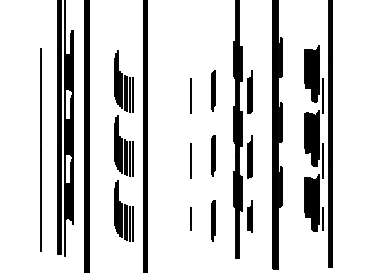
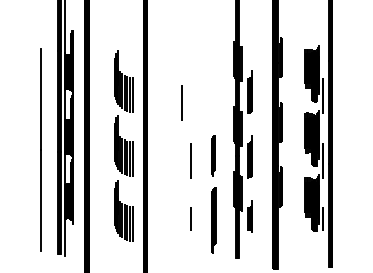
part: present -> none (213, 90)
line position: (190, 95) -> (181, 102) (181, 102)
part size: 5x42 px -> 6x67 px (213, 220)
